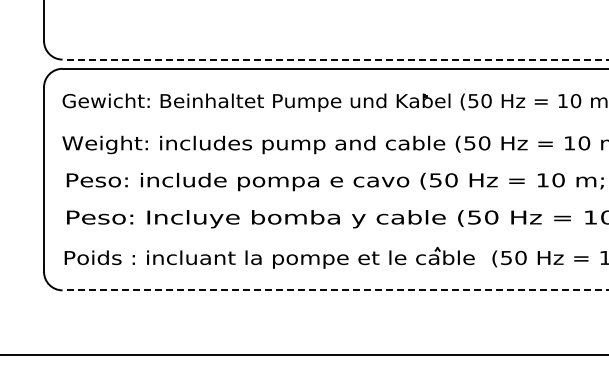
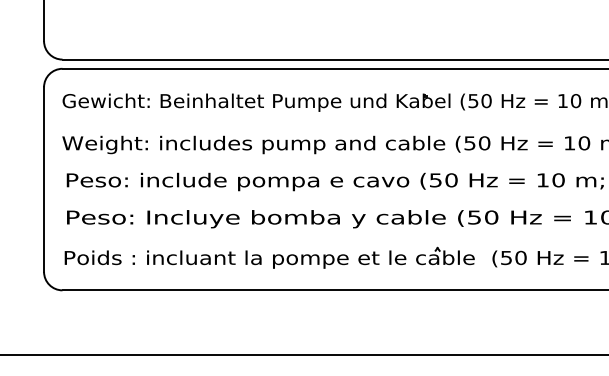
line: dashed -> solid (335, 59)
line: dashed -> solid (335, 290)
